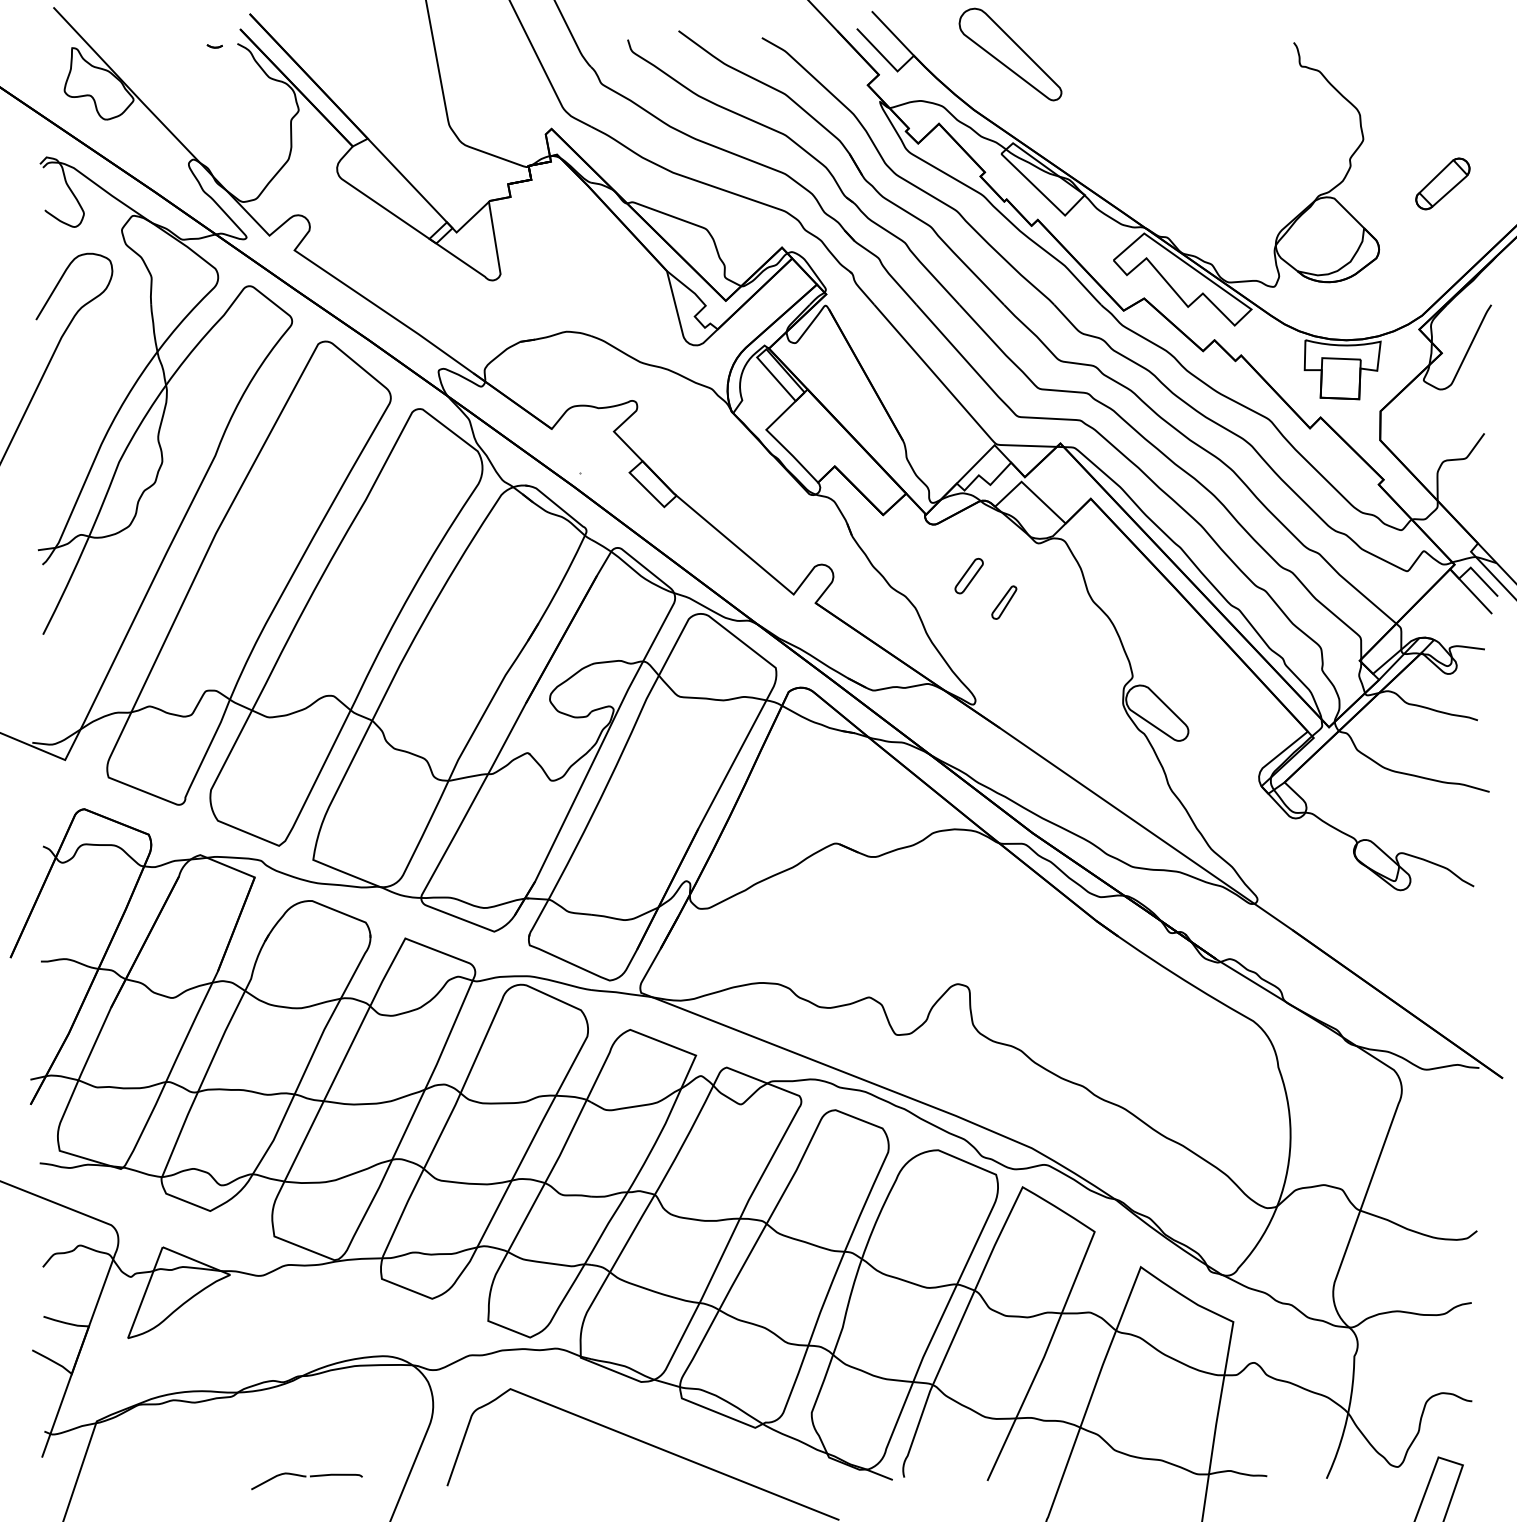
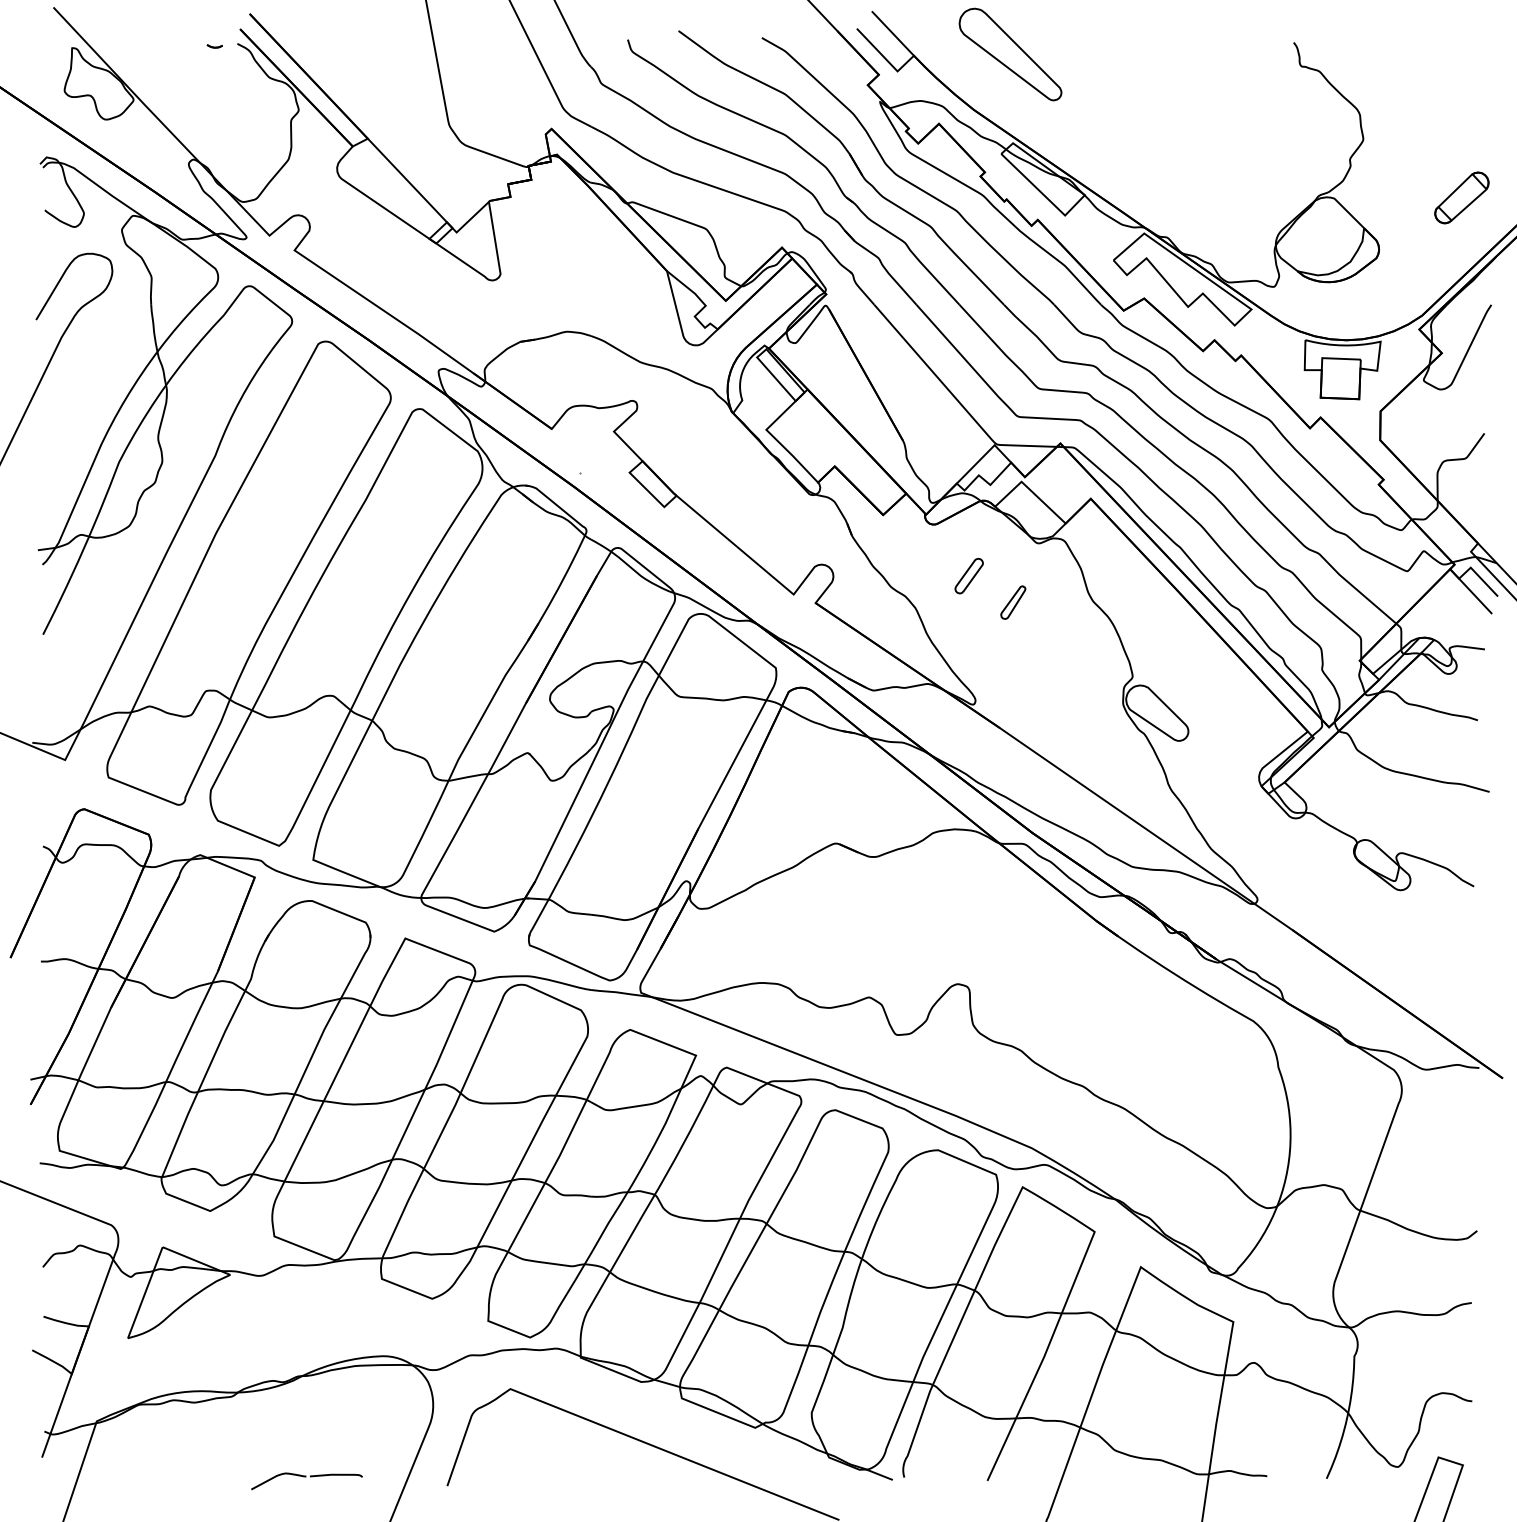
part position: (1442, 183) -> (1461, 197) (1461, 197)
part position: (1004, 602) -> (1013, 602) (1013, 602)
